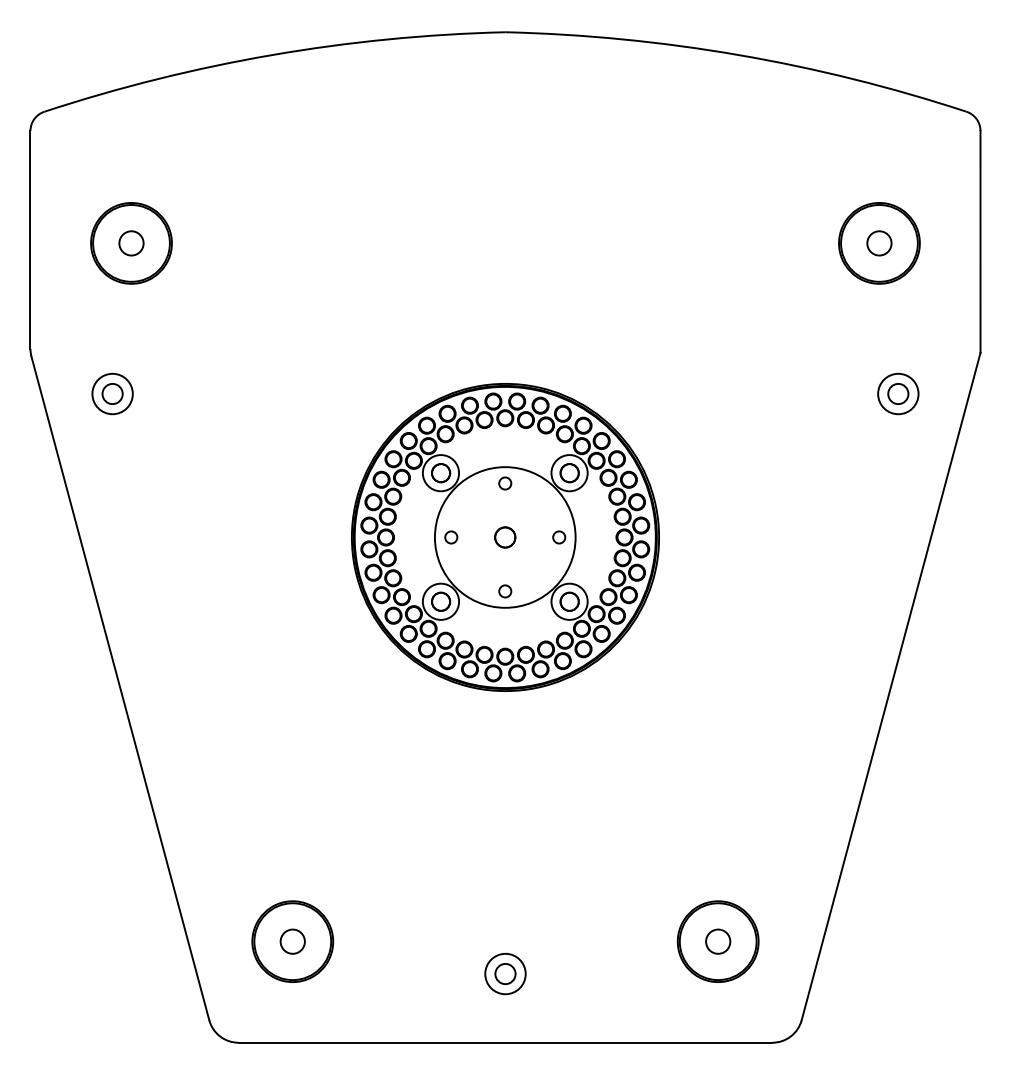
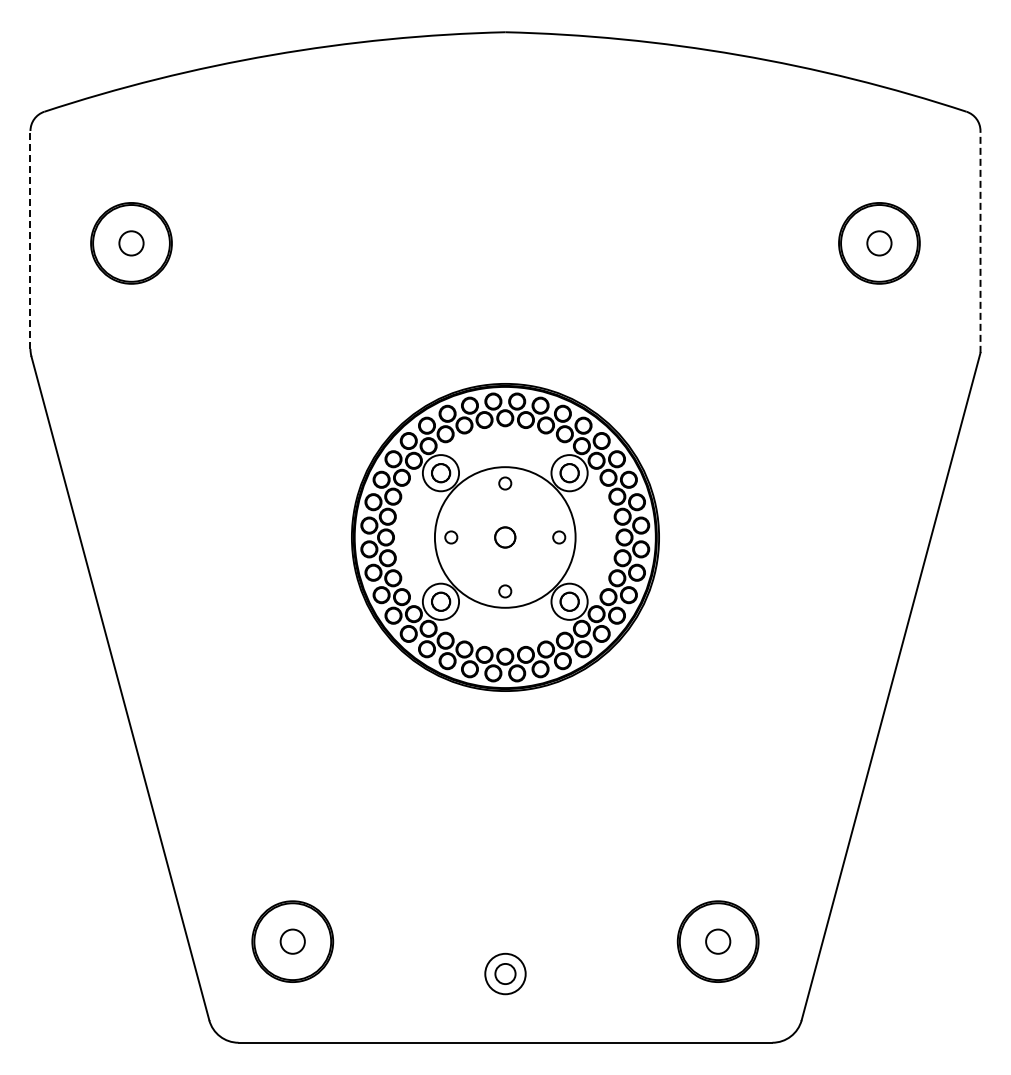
line: solid -> dashed (30, 239)
line: solid -> dashed (980, 241)
part: present -> none (112, 393)
part: present -> none (898, 393)
